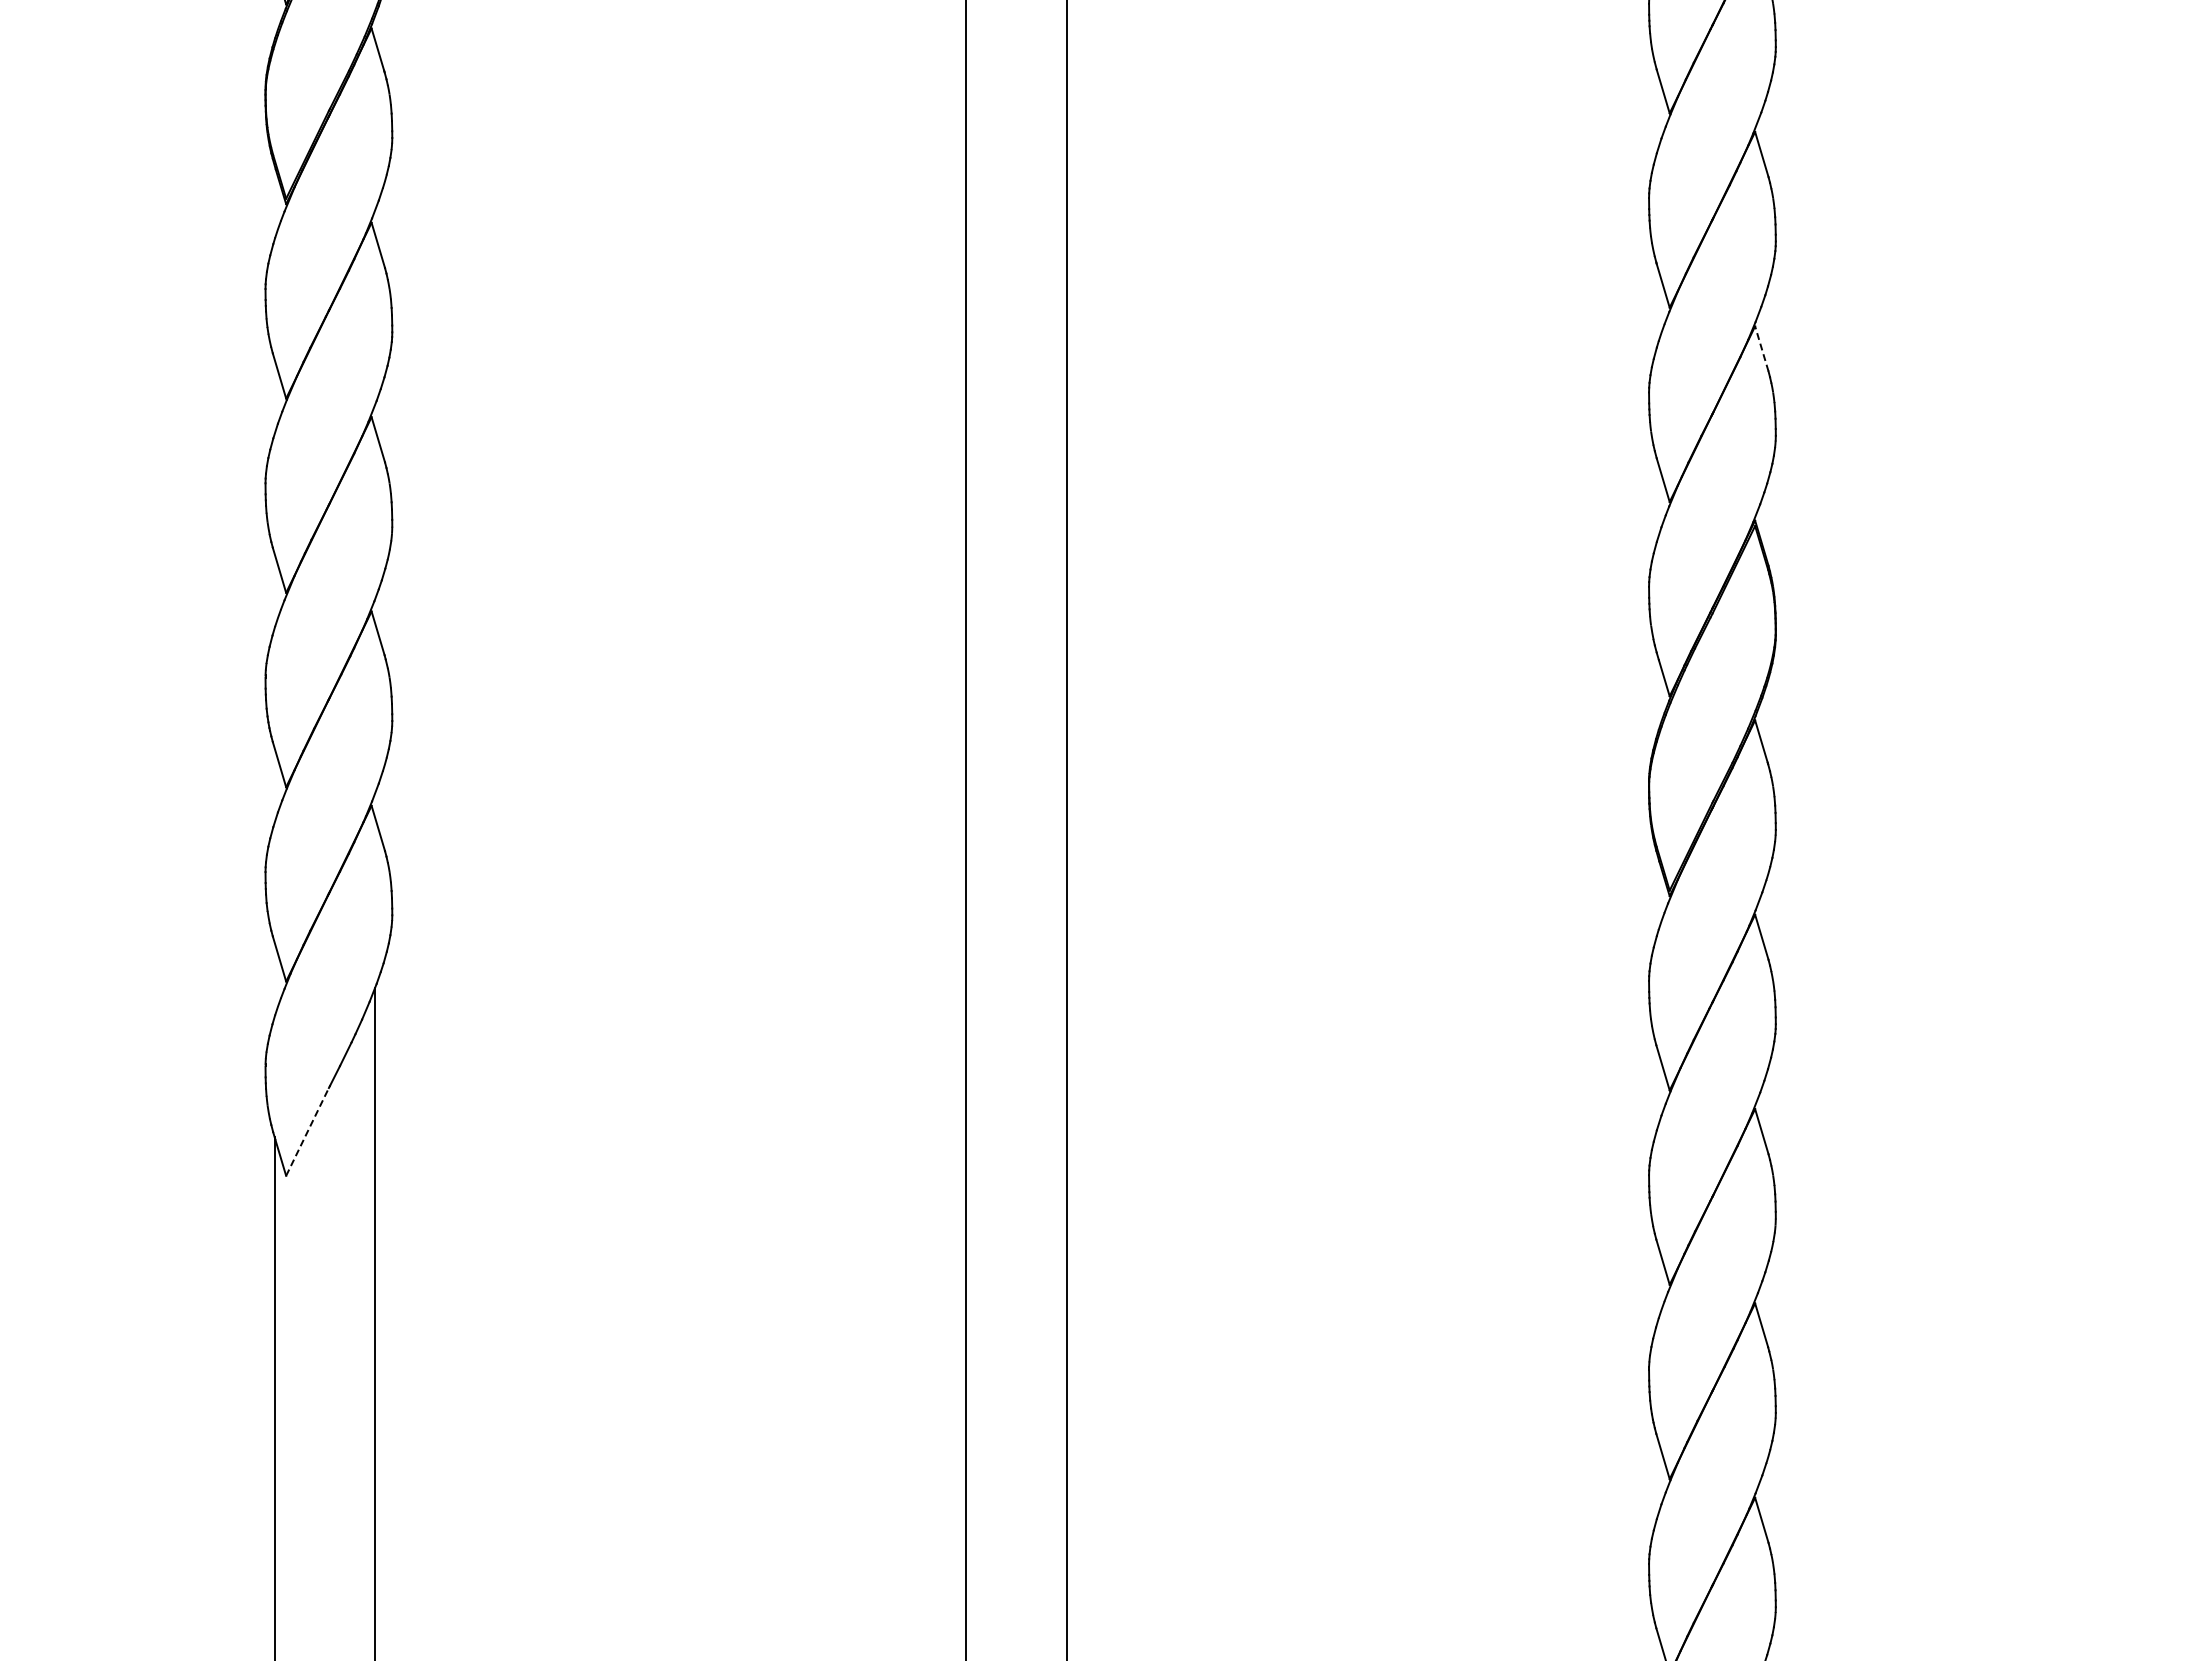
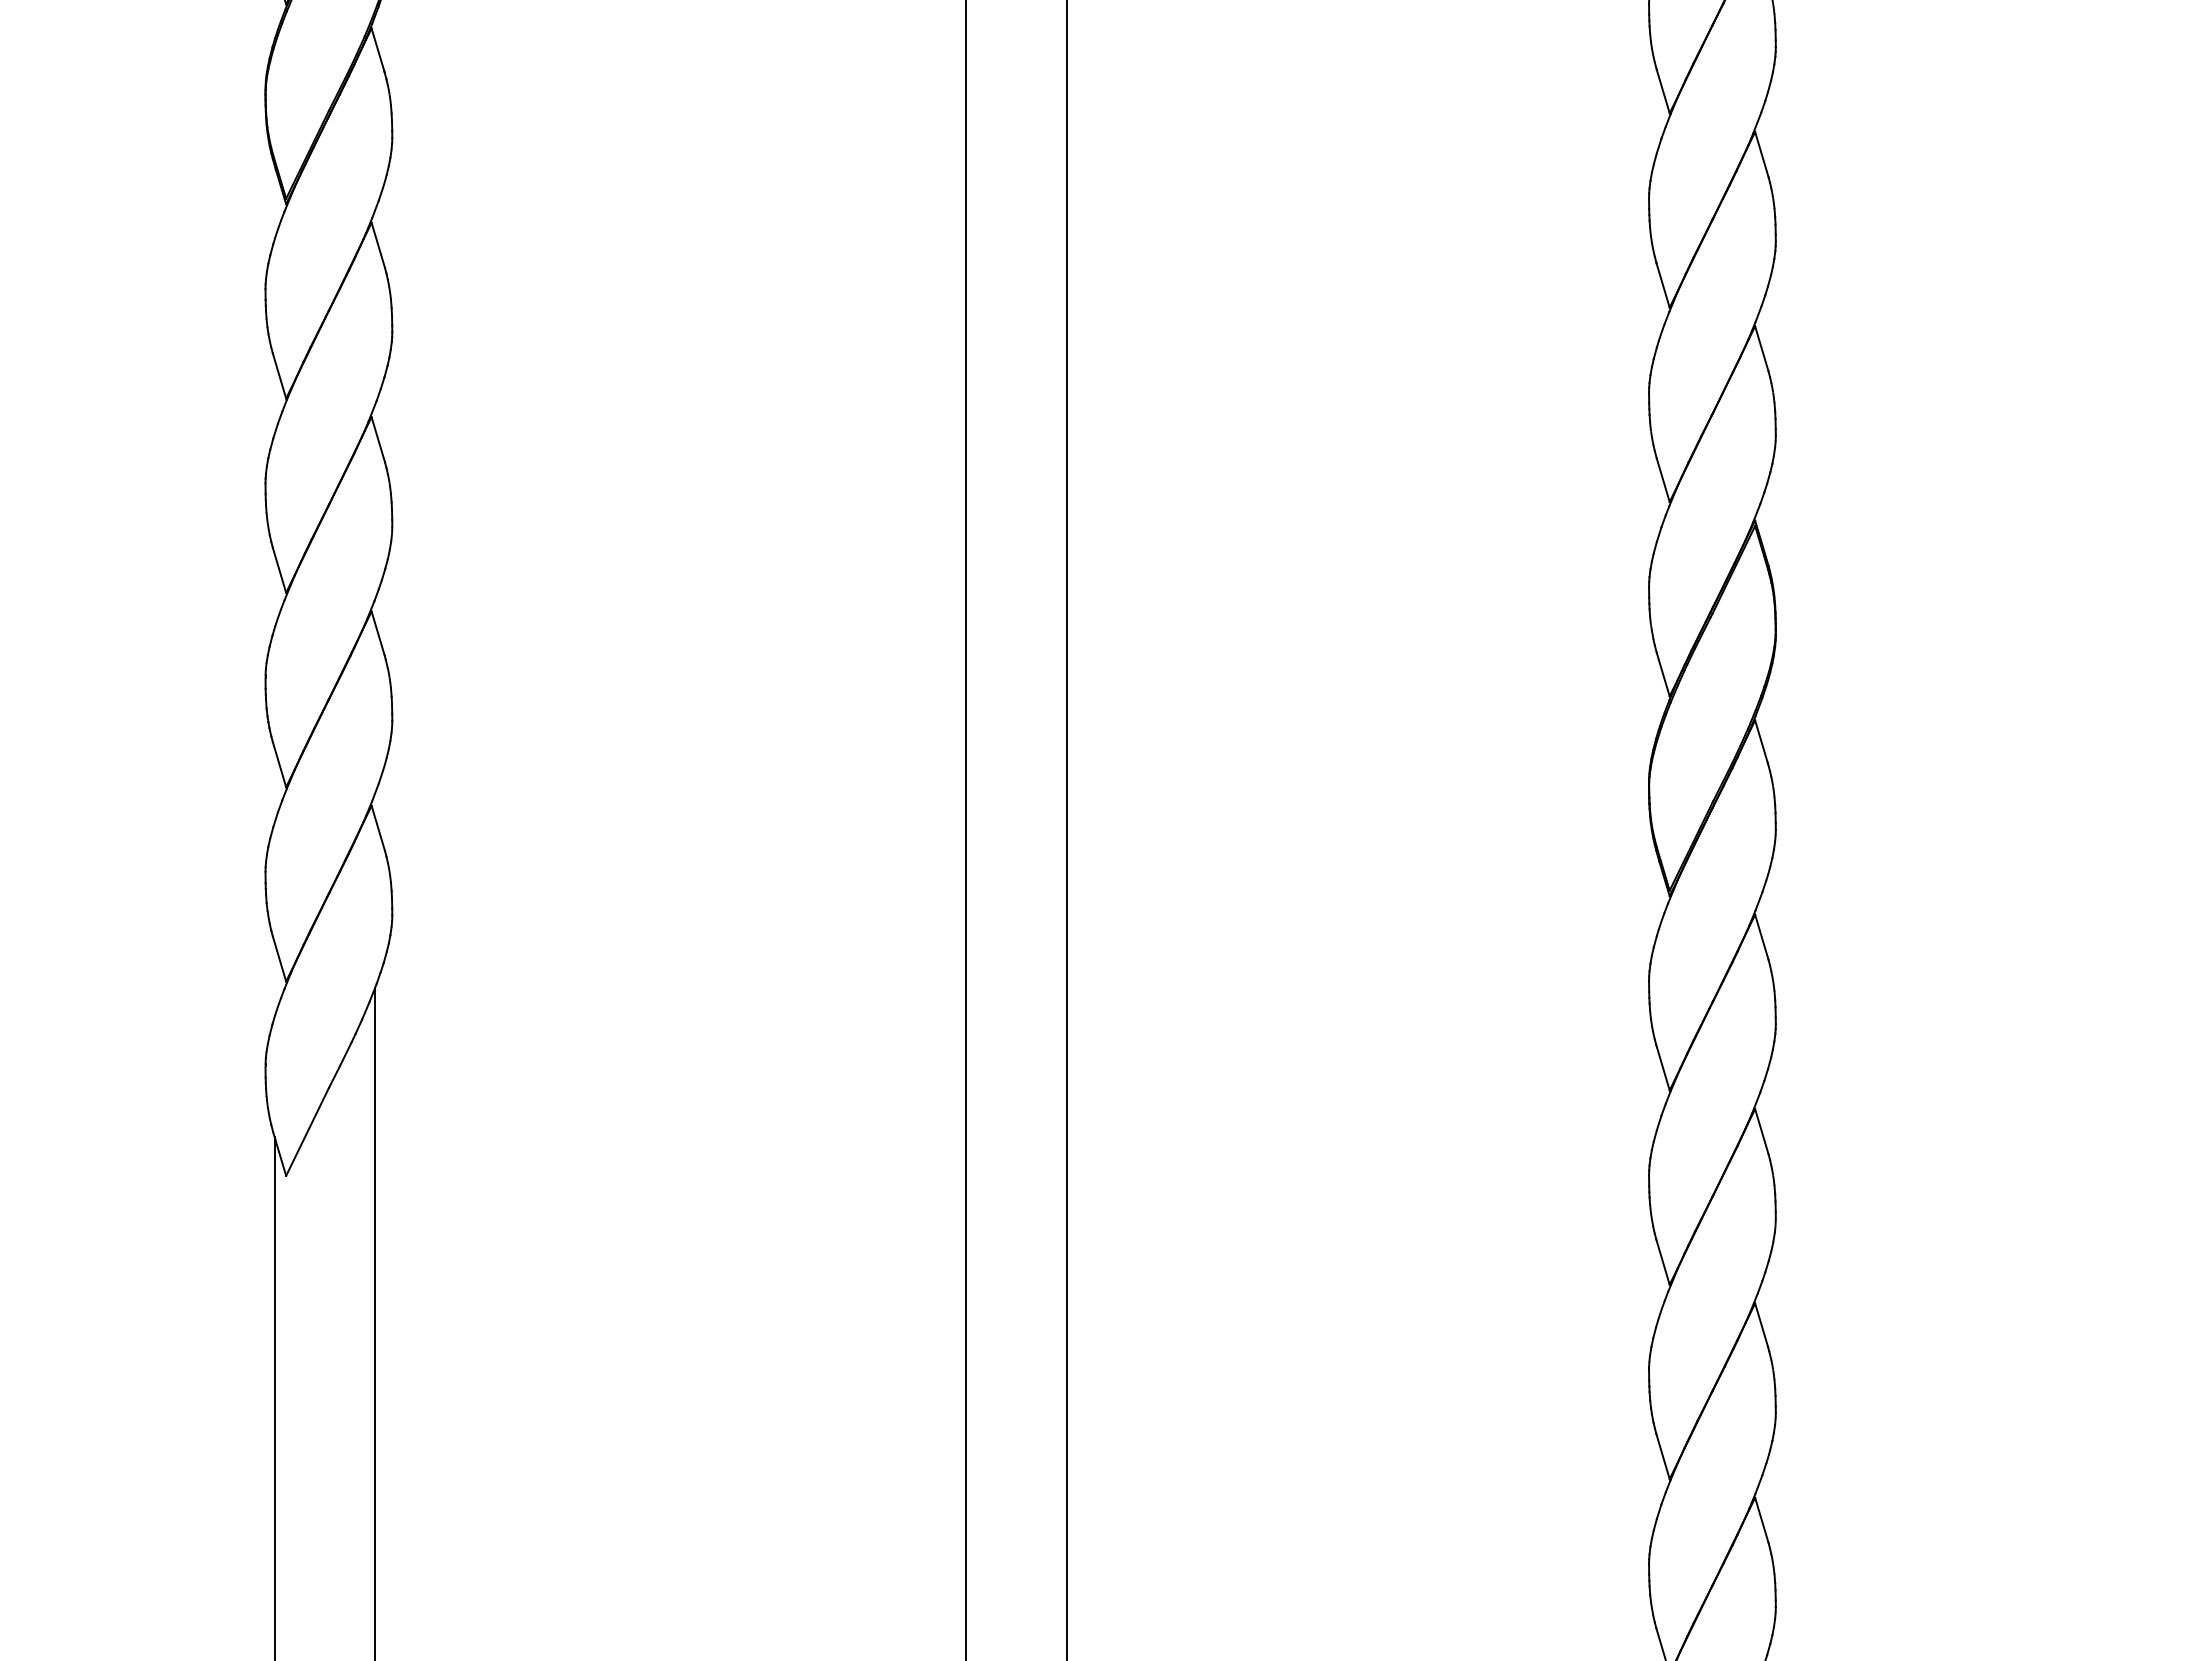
line: dashed -> solid (1761, 348)
line: dashed -> solid (307, 1131)
